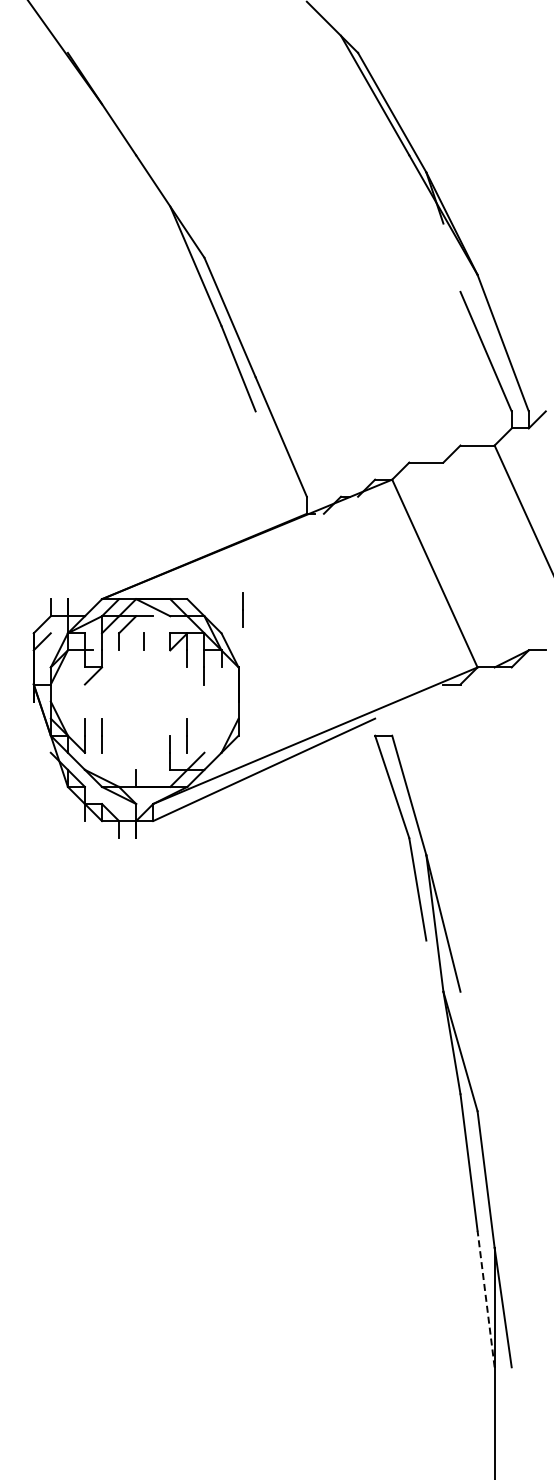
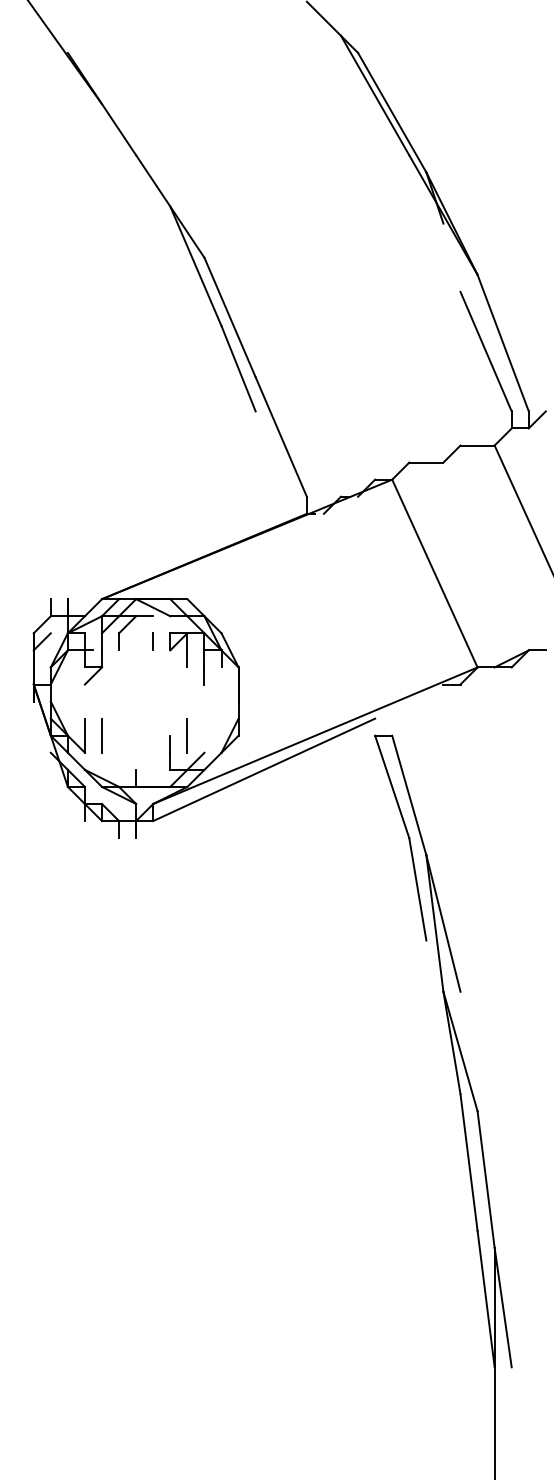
line: present -> none (242, 609)
line position: (143, 641) -> (152, 641) (152, 641)
line: dashed -> solid (486, 1299)
